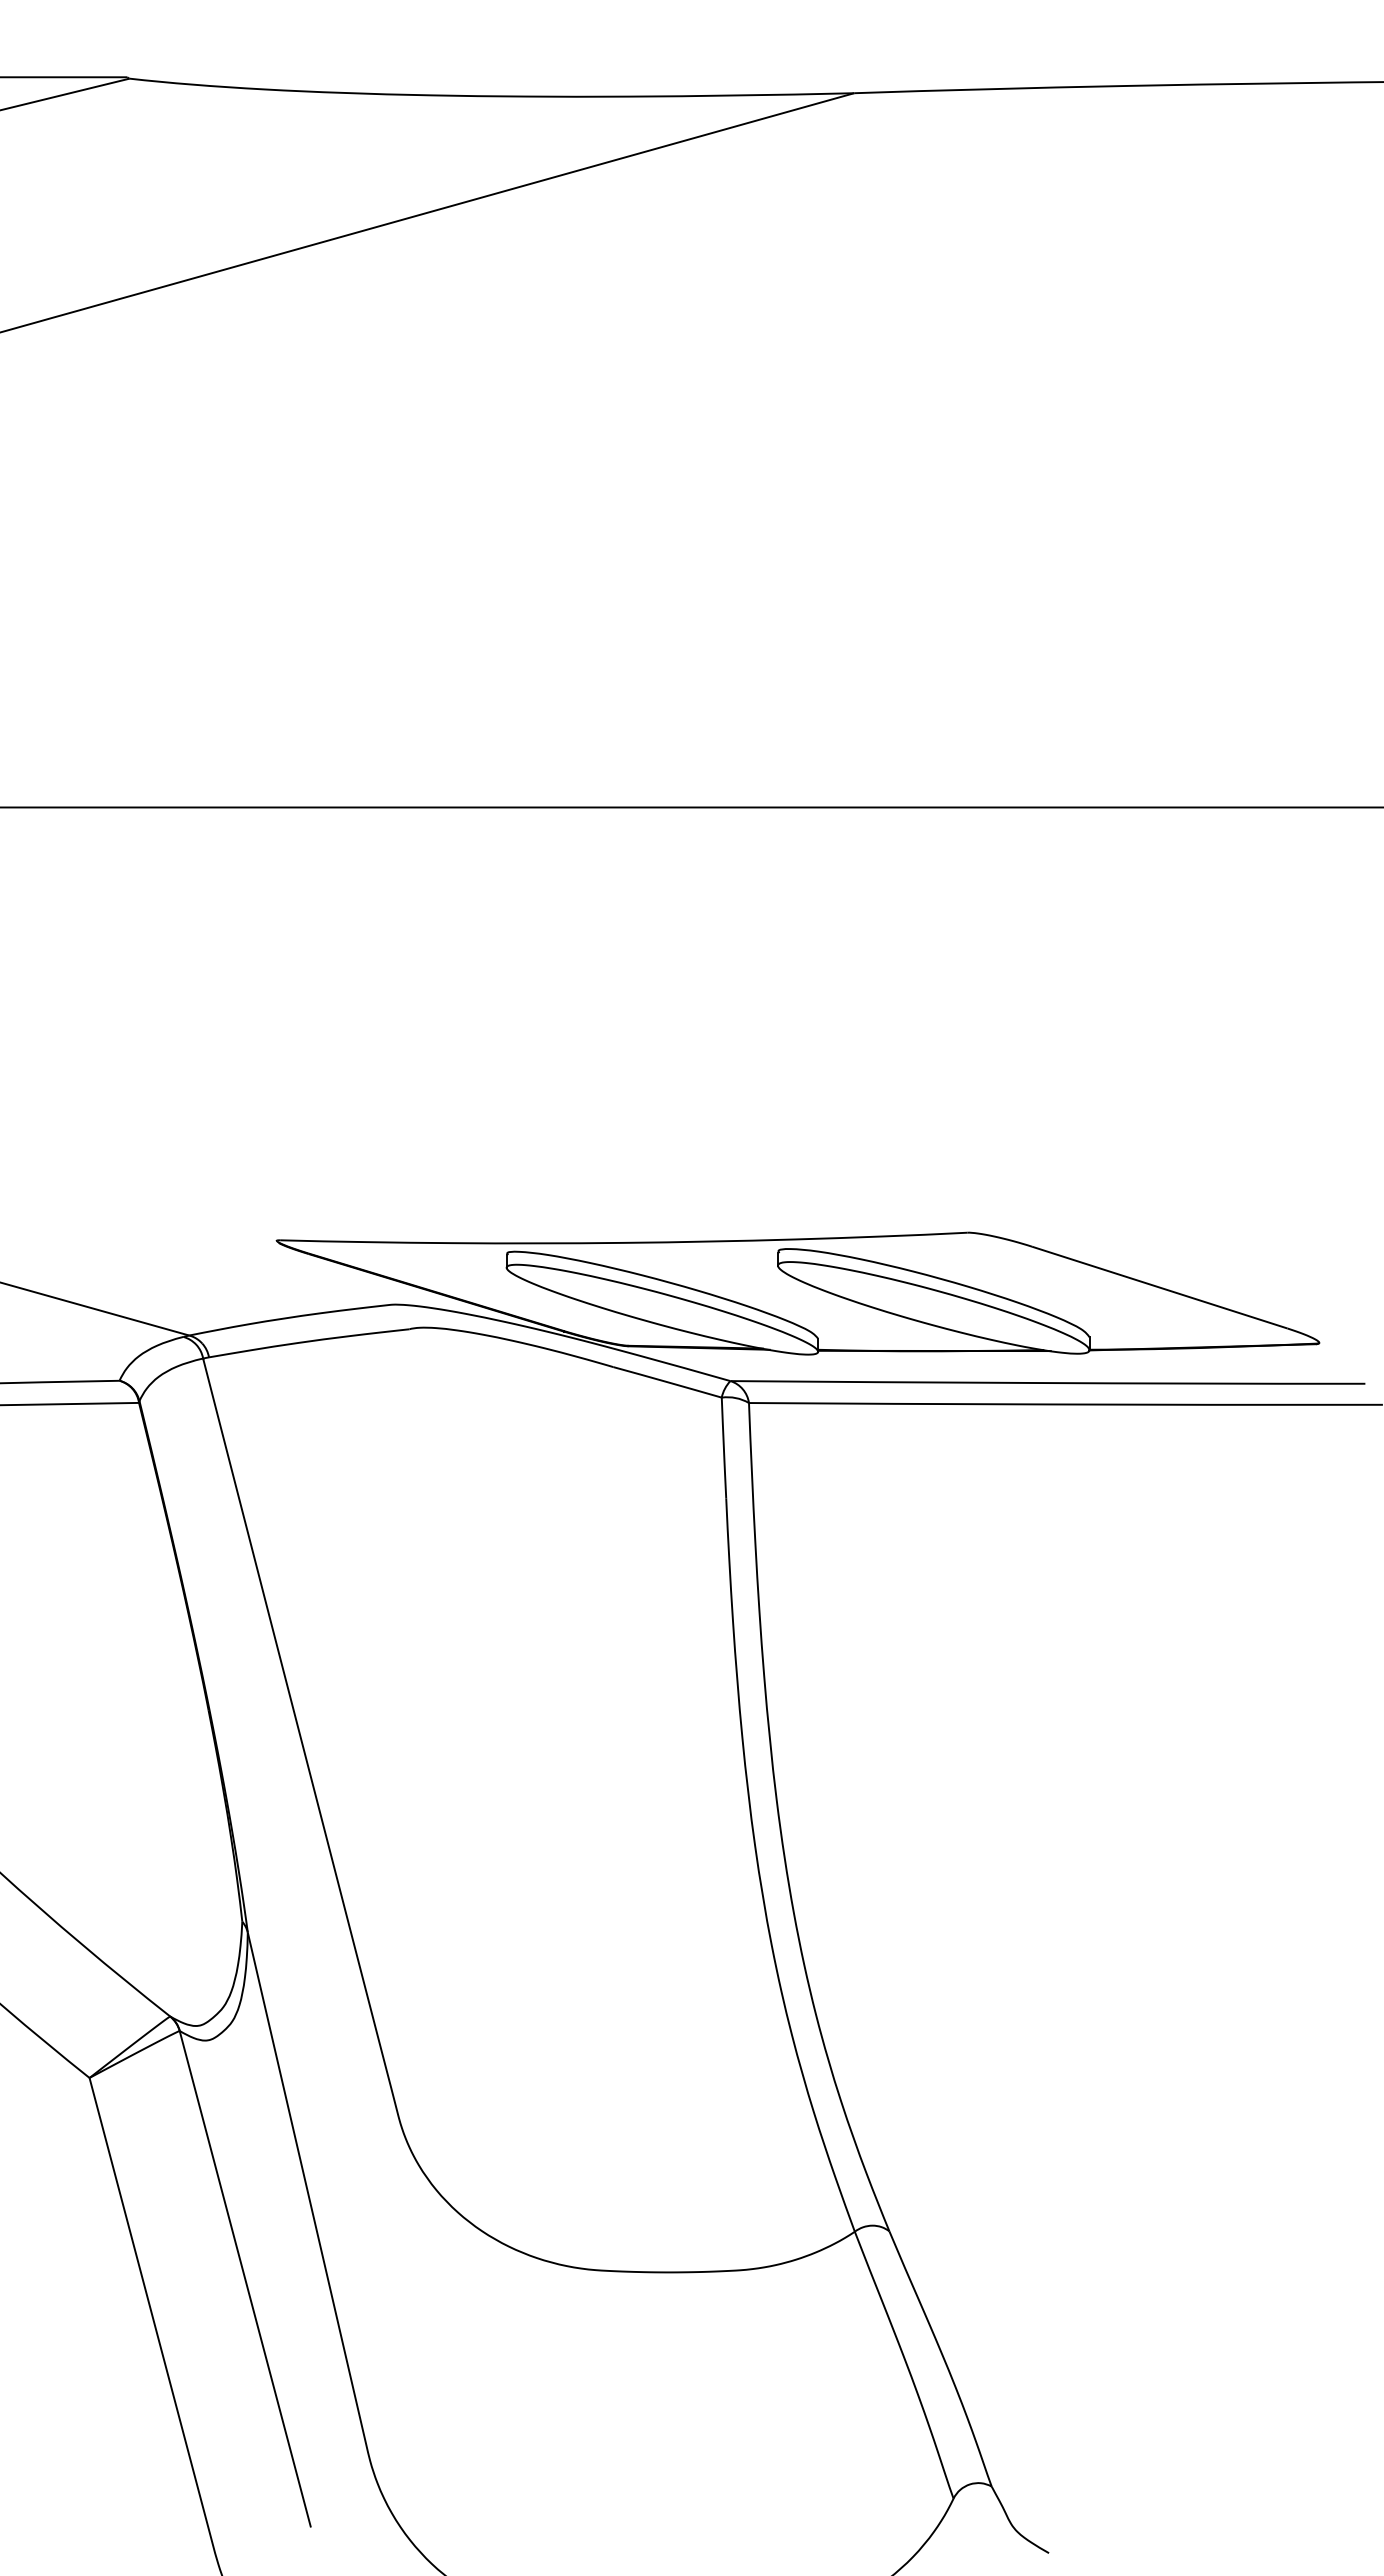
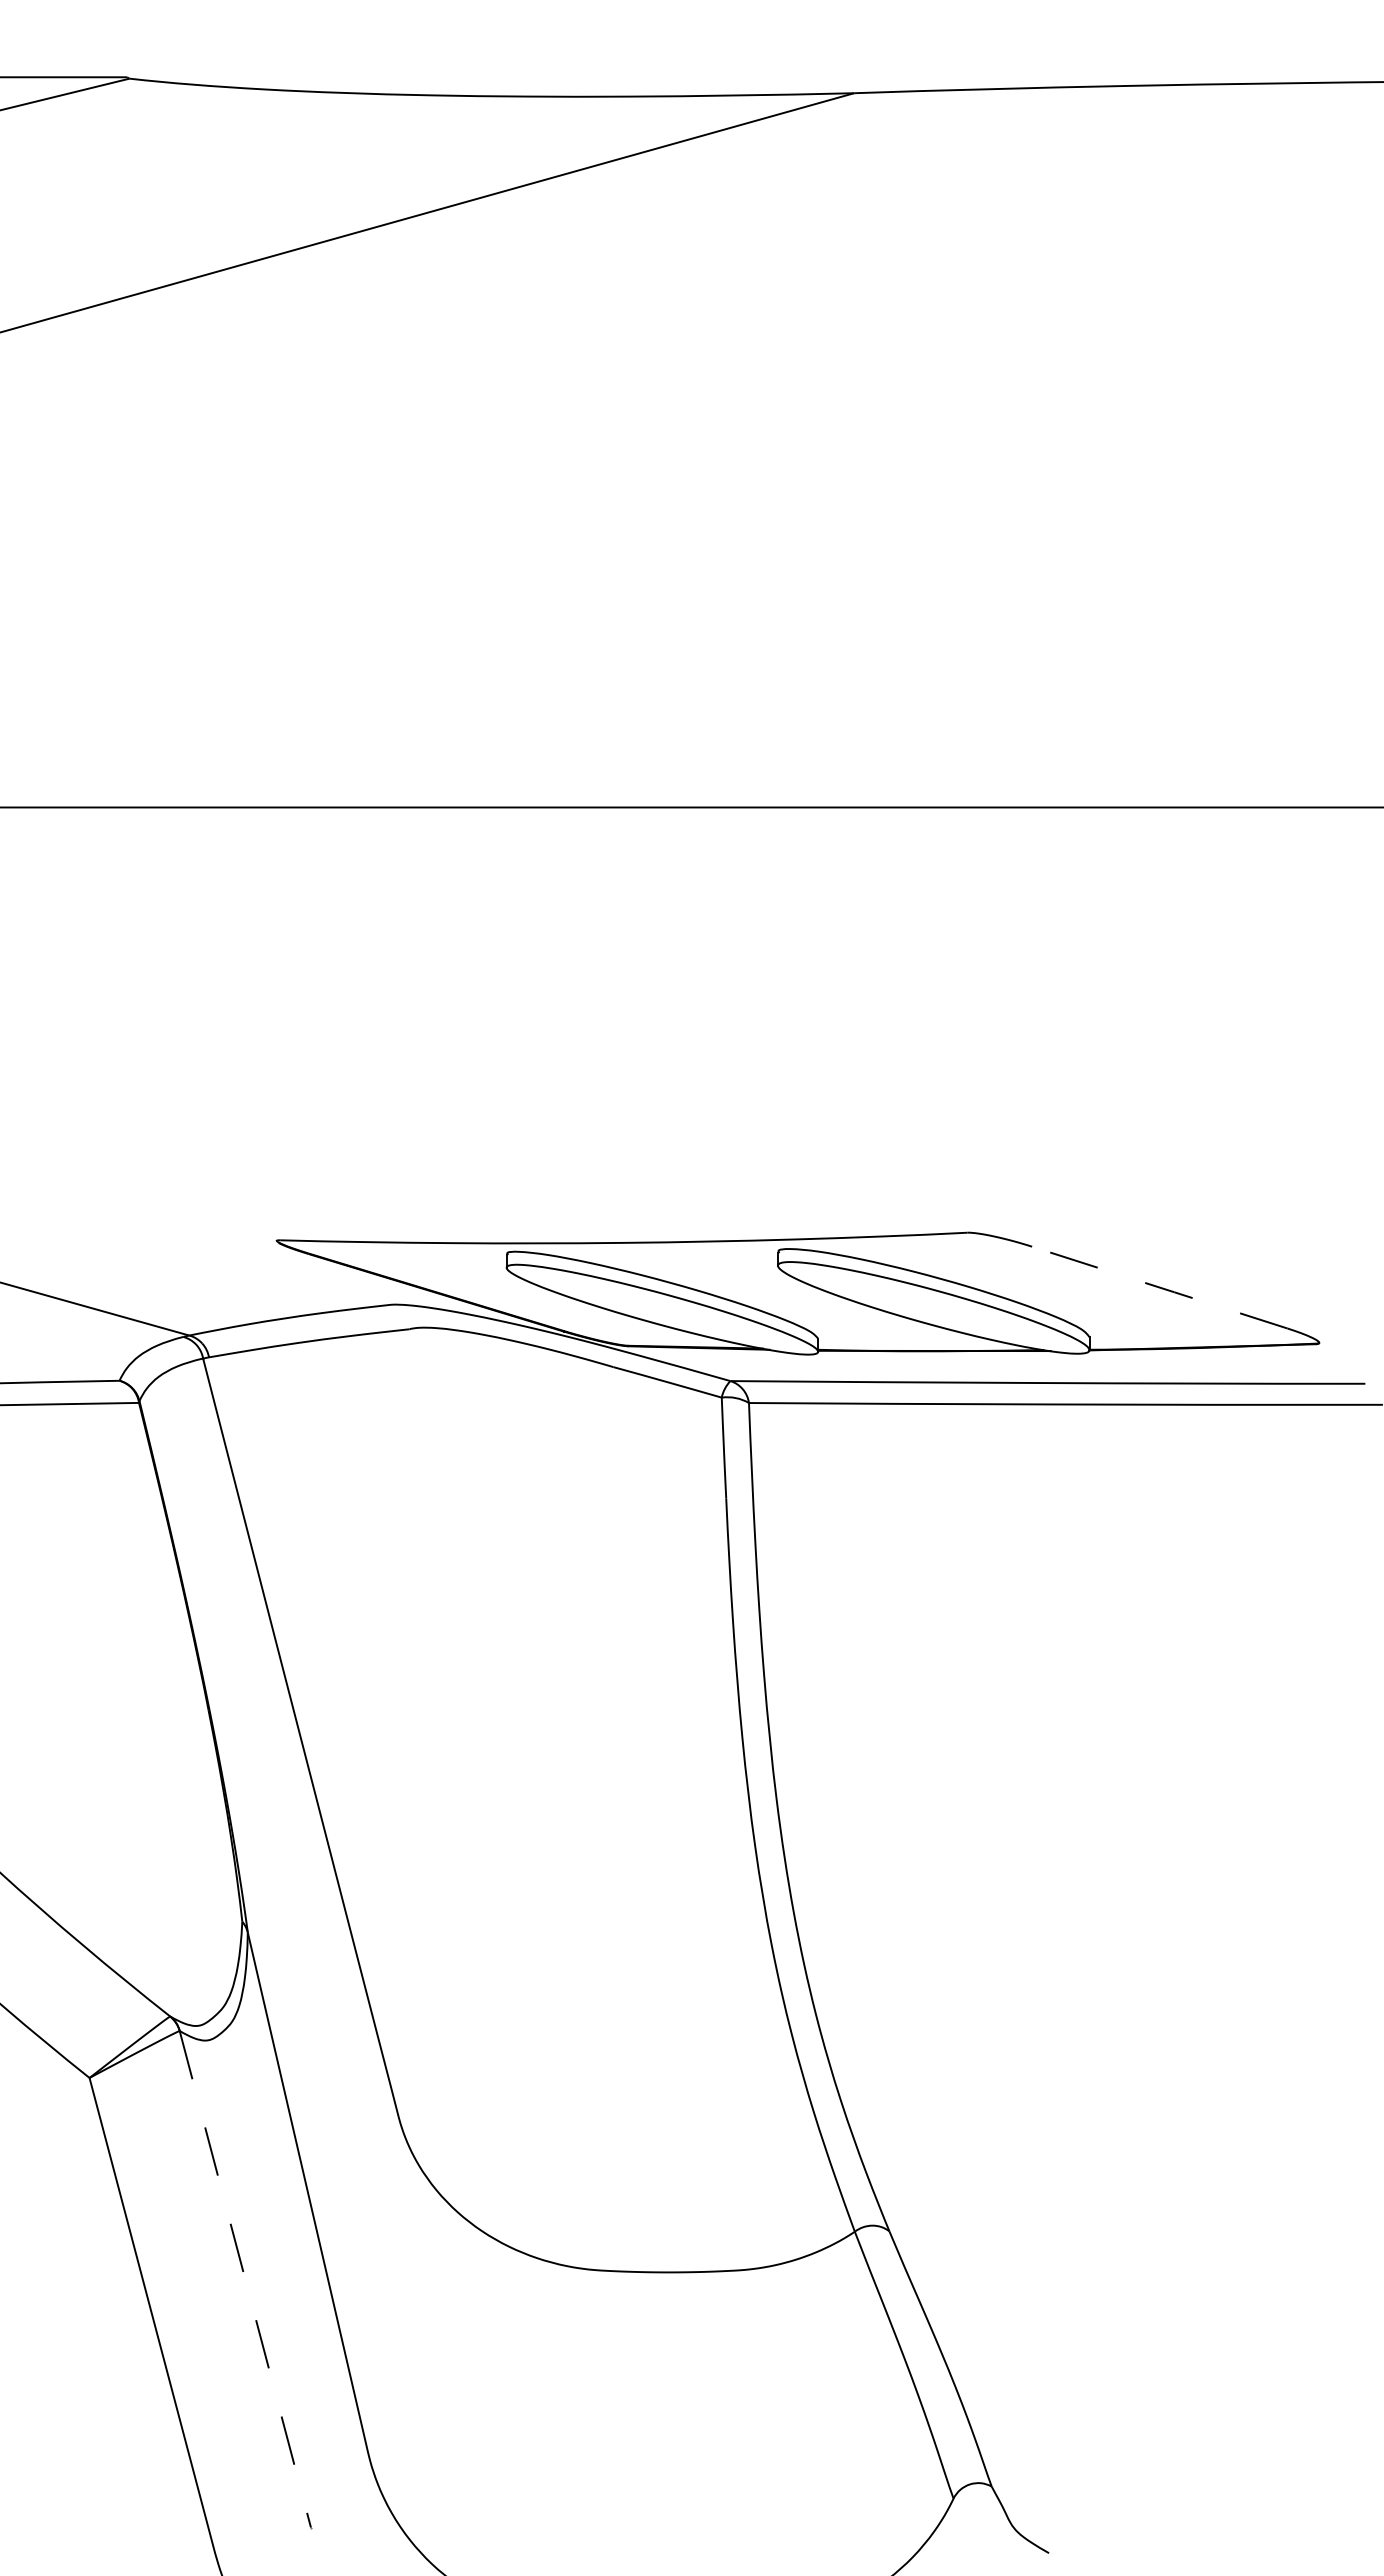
line: solid -> dashed (1160, 1287)
line: solid -> dashed (245, 2279)
